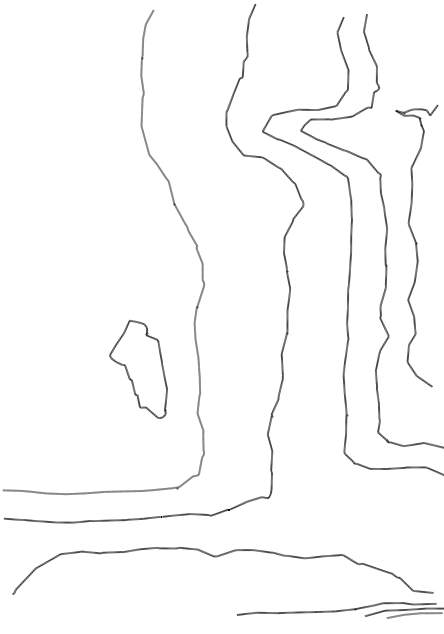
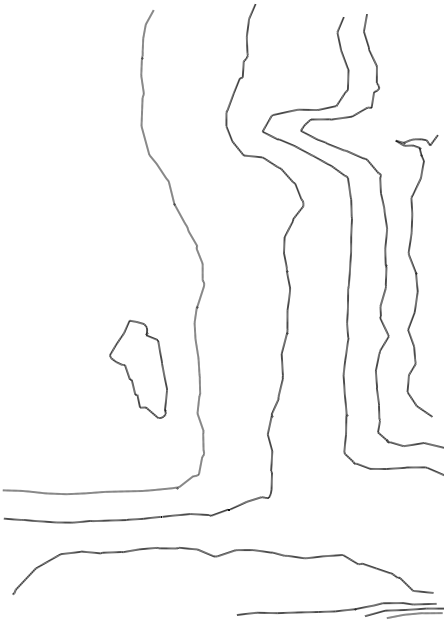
curve position: (416, 245) -> (416, 275) (416, 275)
